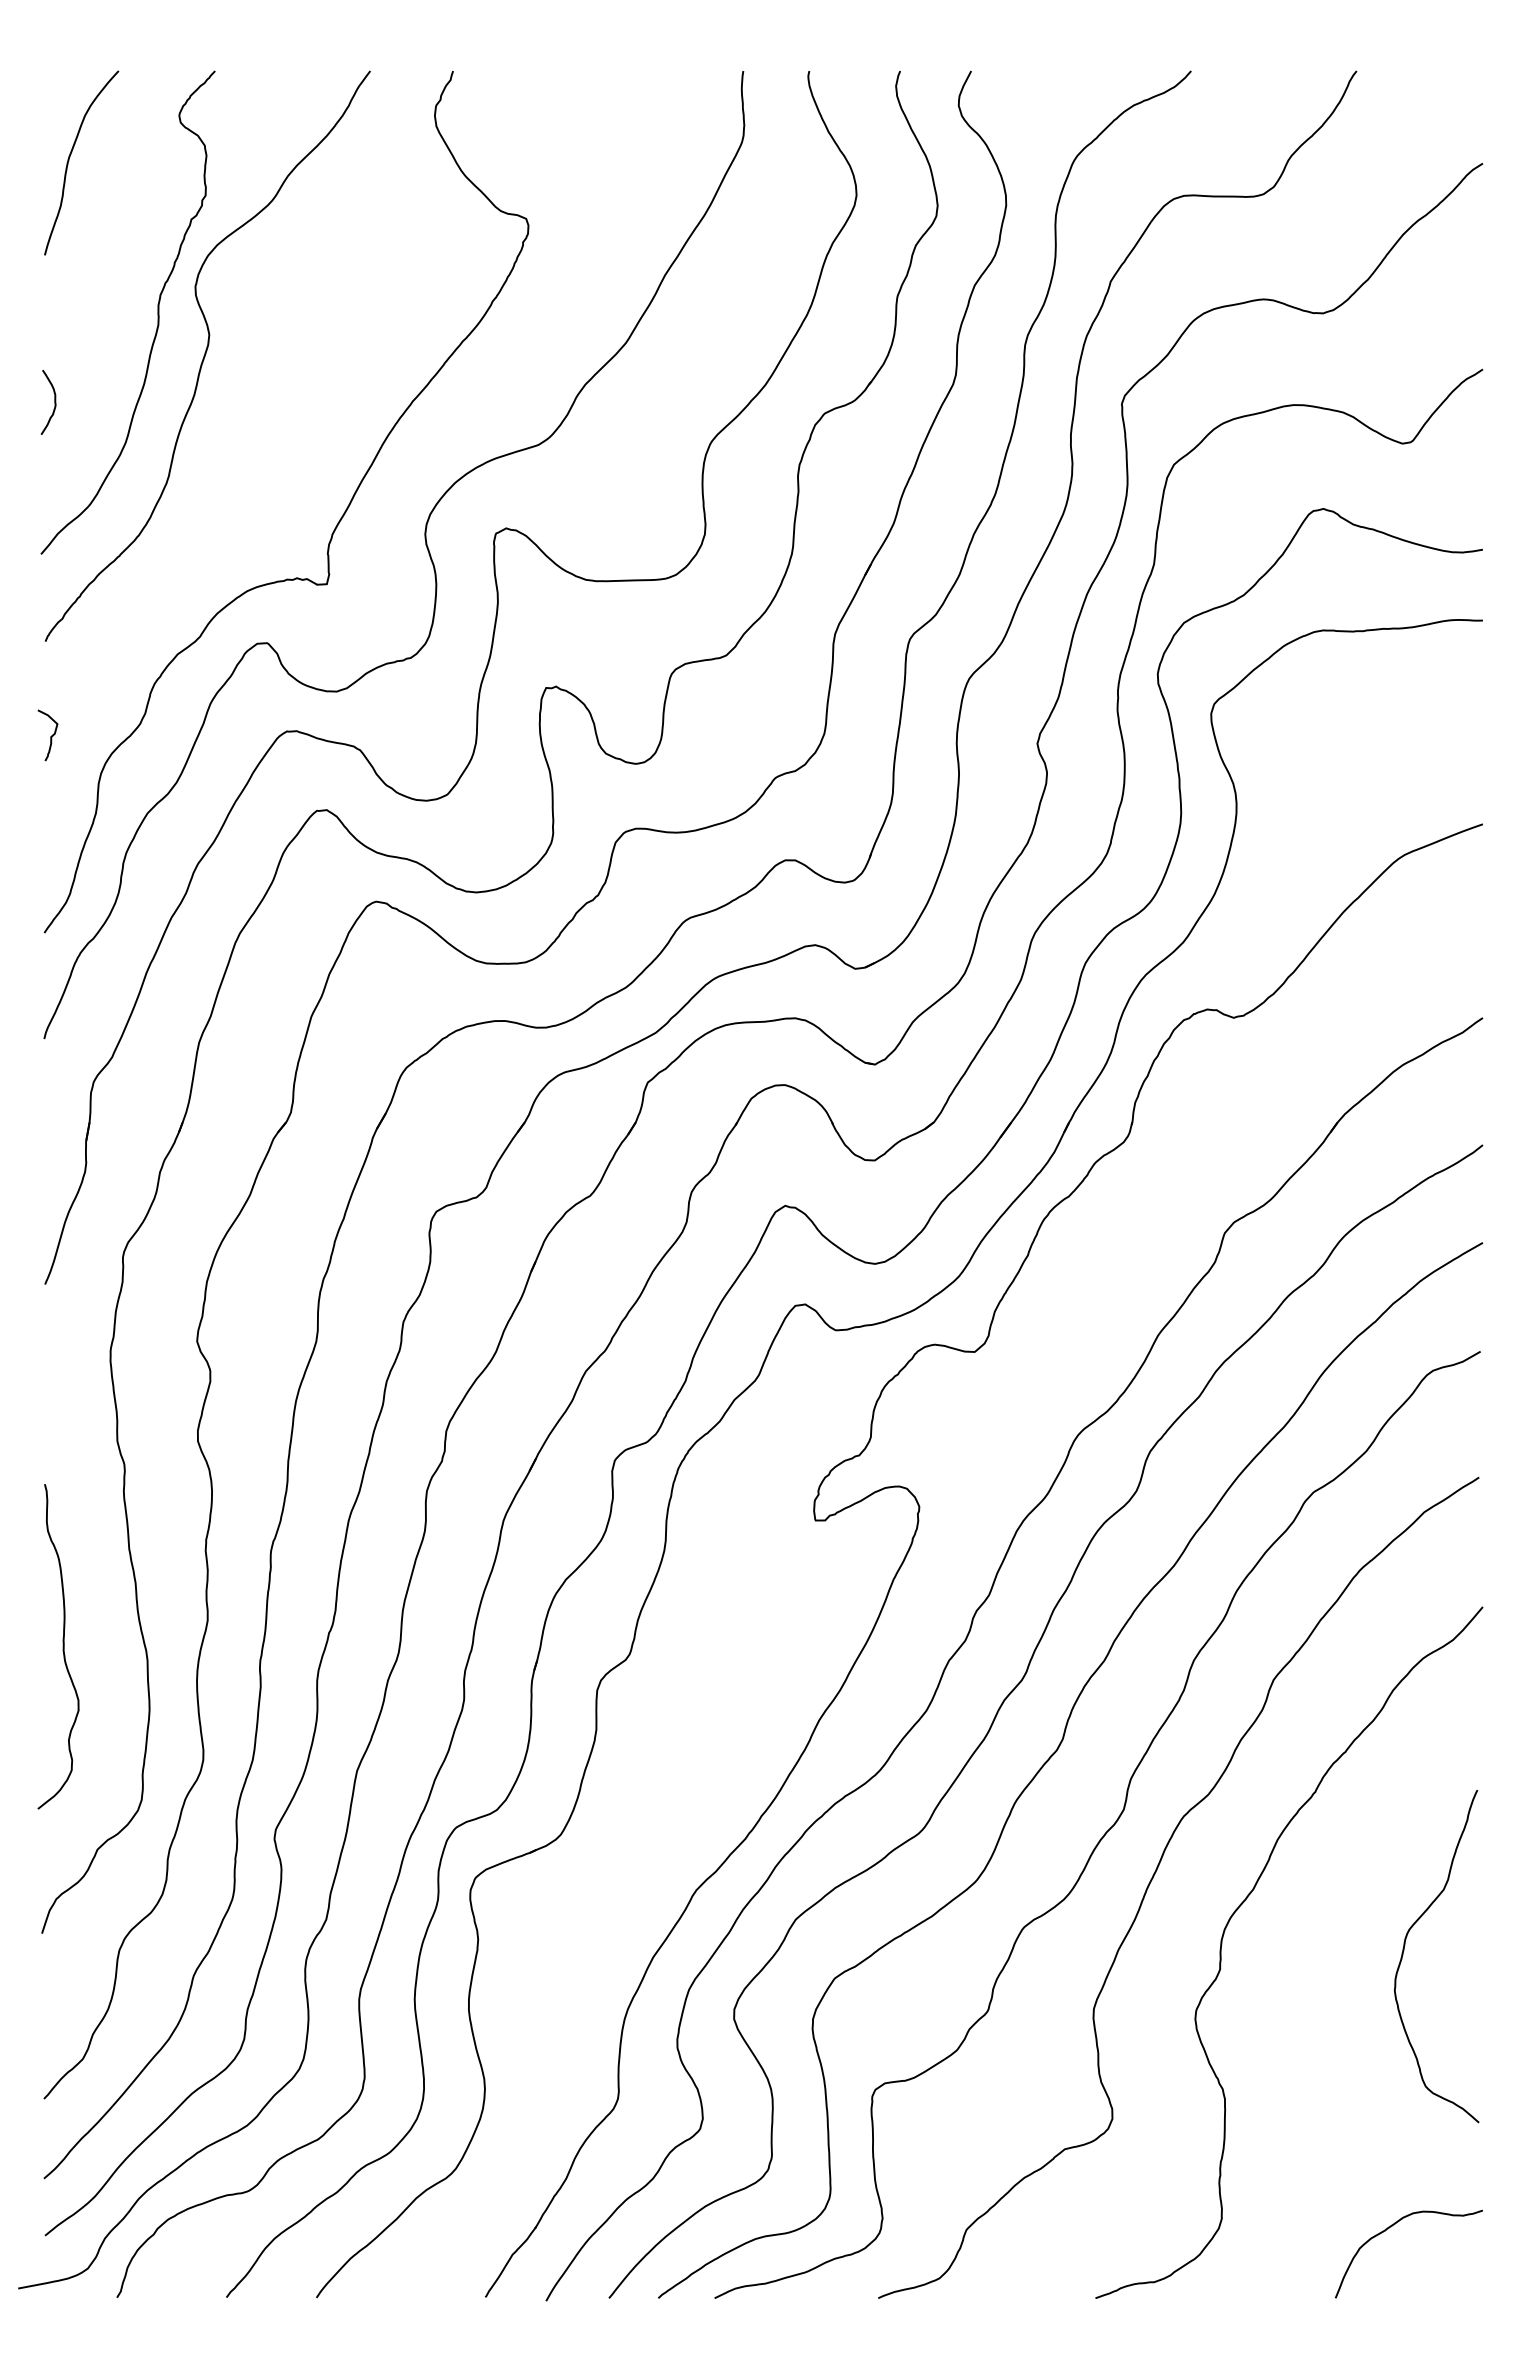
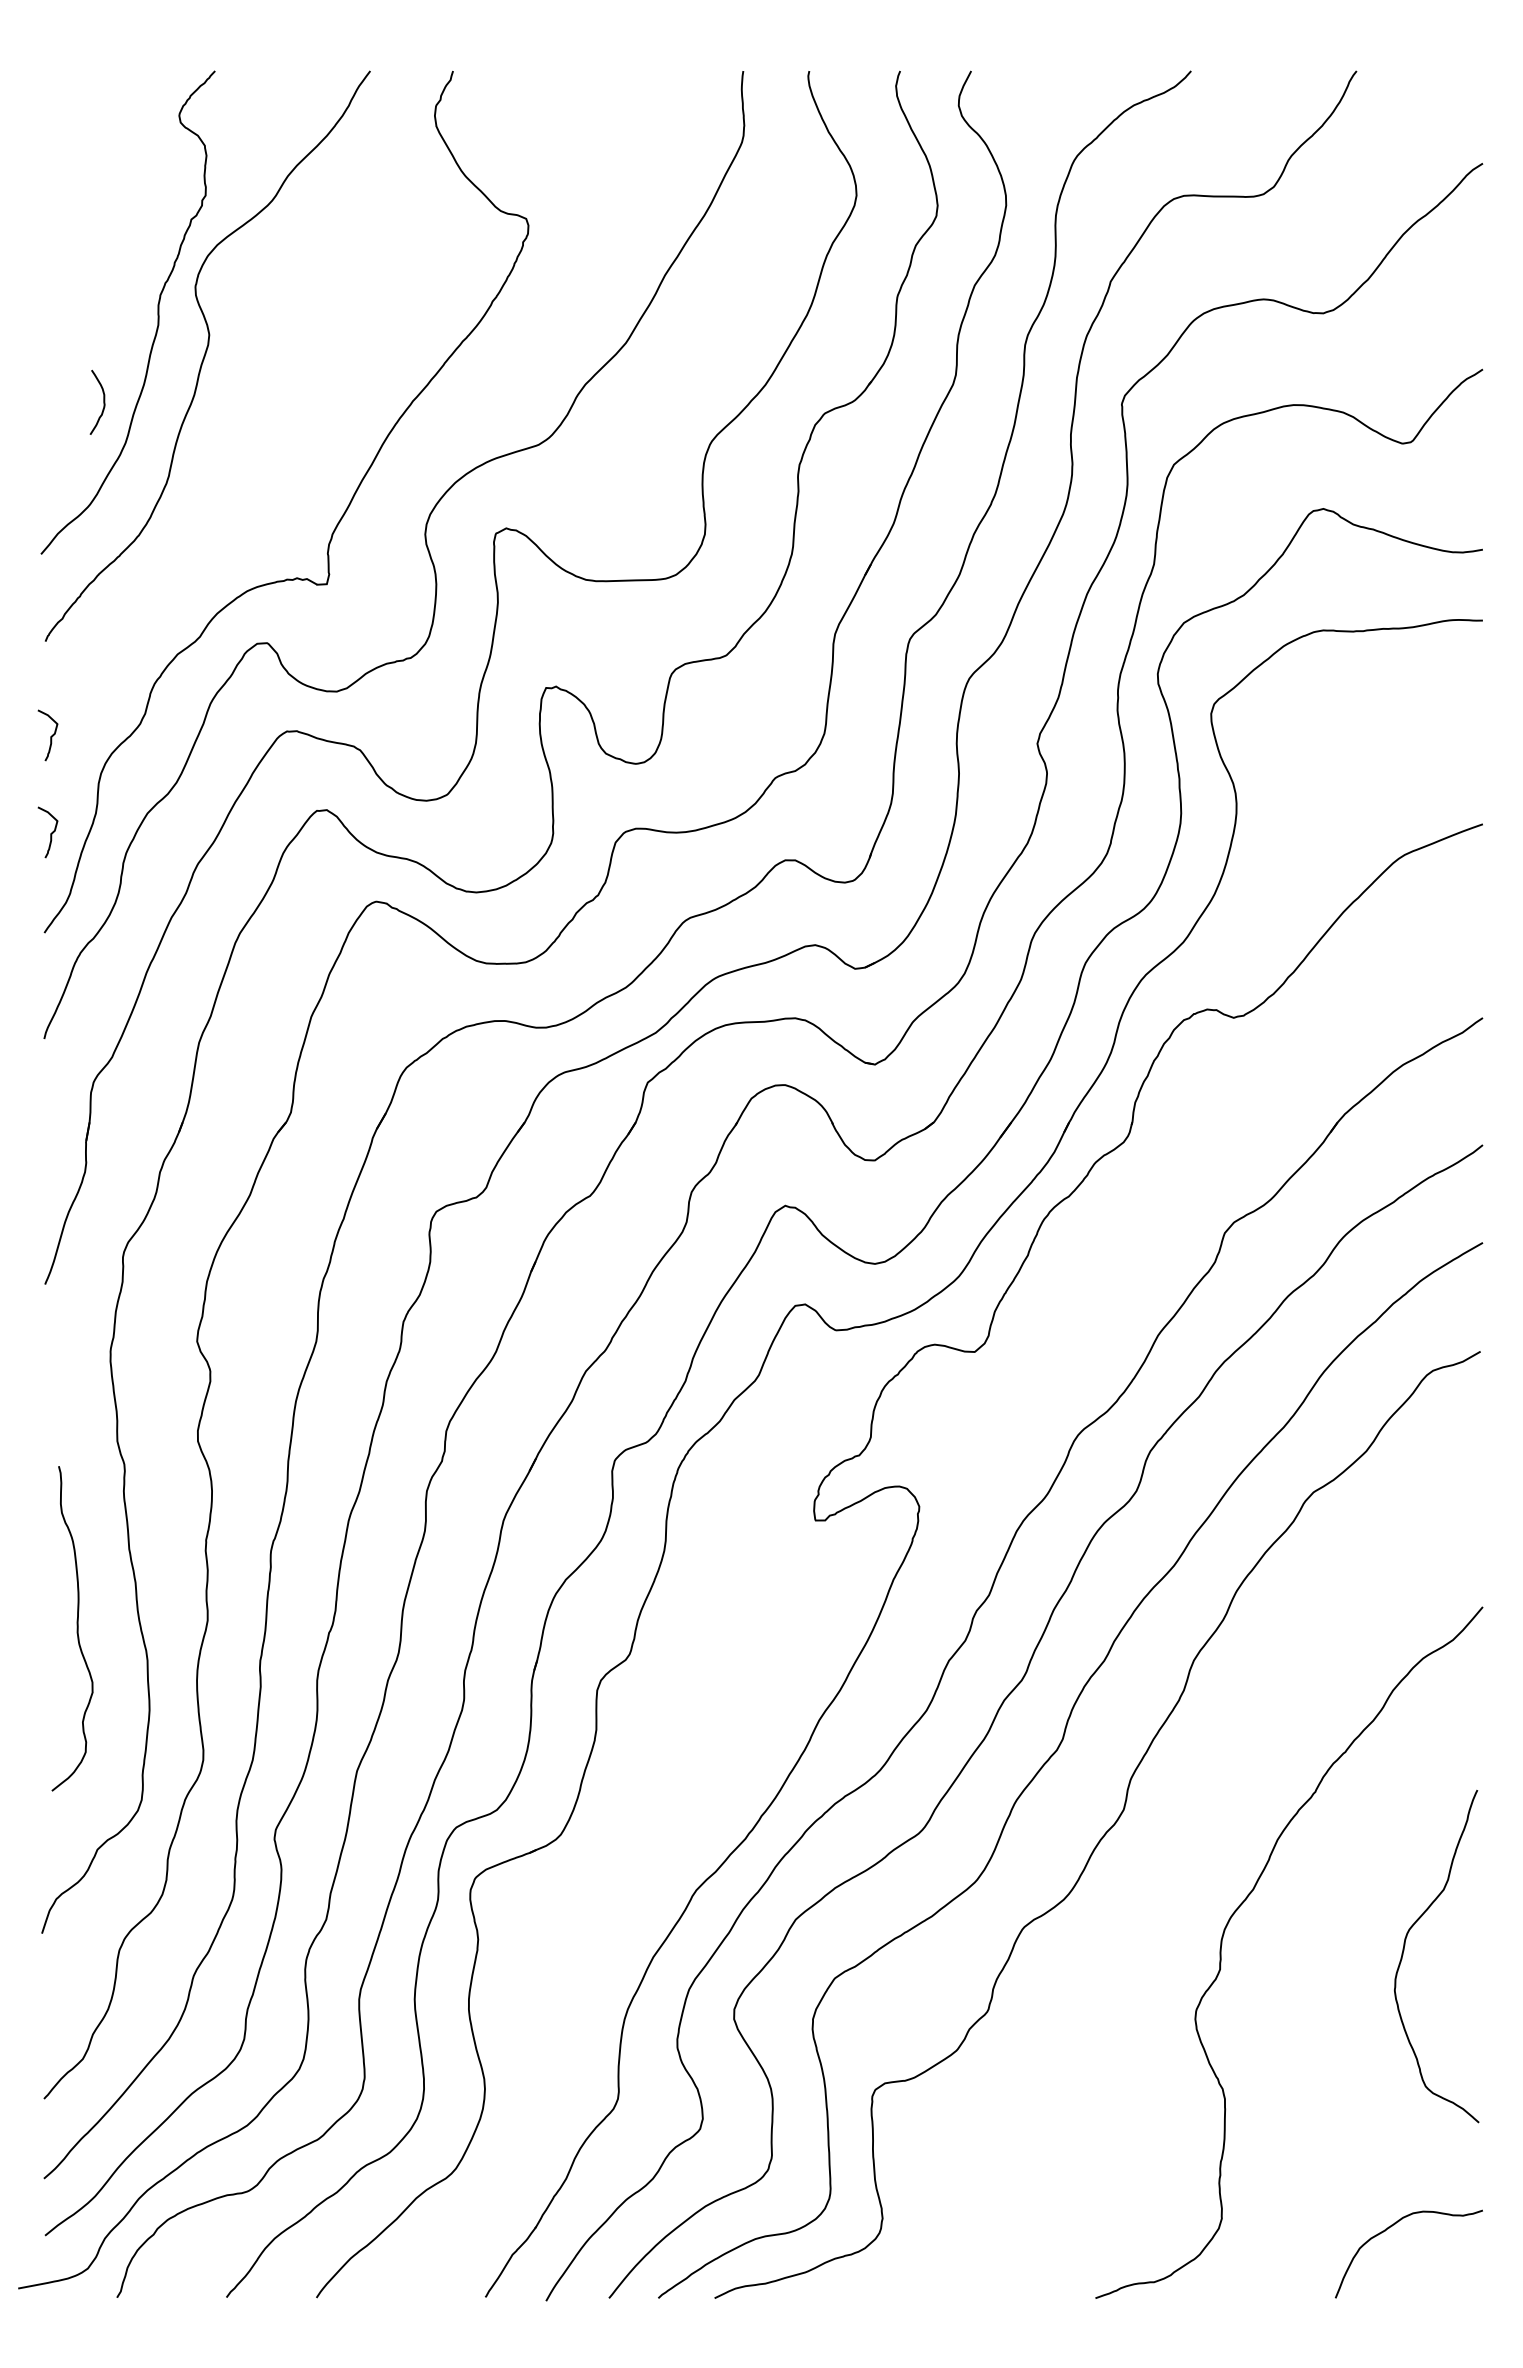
curve: present -> none (69, 161)
curve position: (54, 401) -> (103, 401) (103, 401)
curve: none -> present (50, 833)
curve position: (62, 1646) -> (76, 1628) (76, 1628)
curve: present -> none (1154, 1876)
